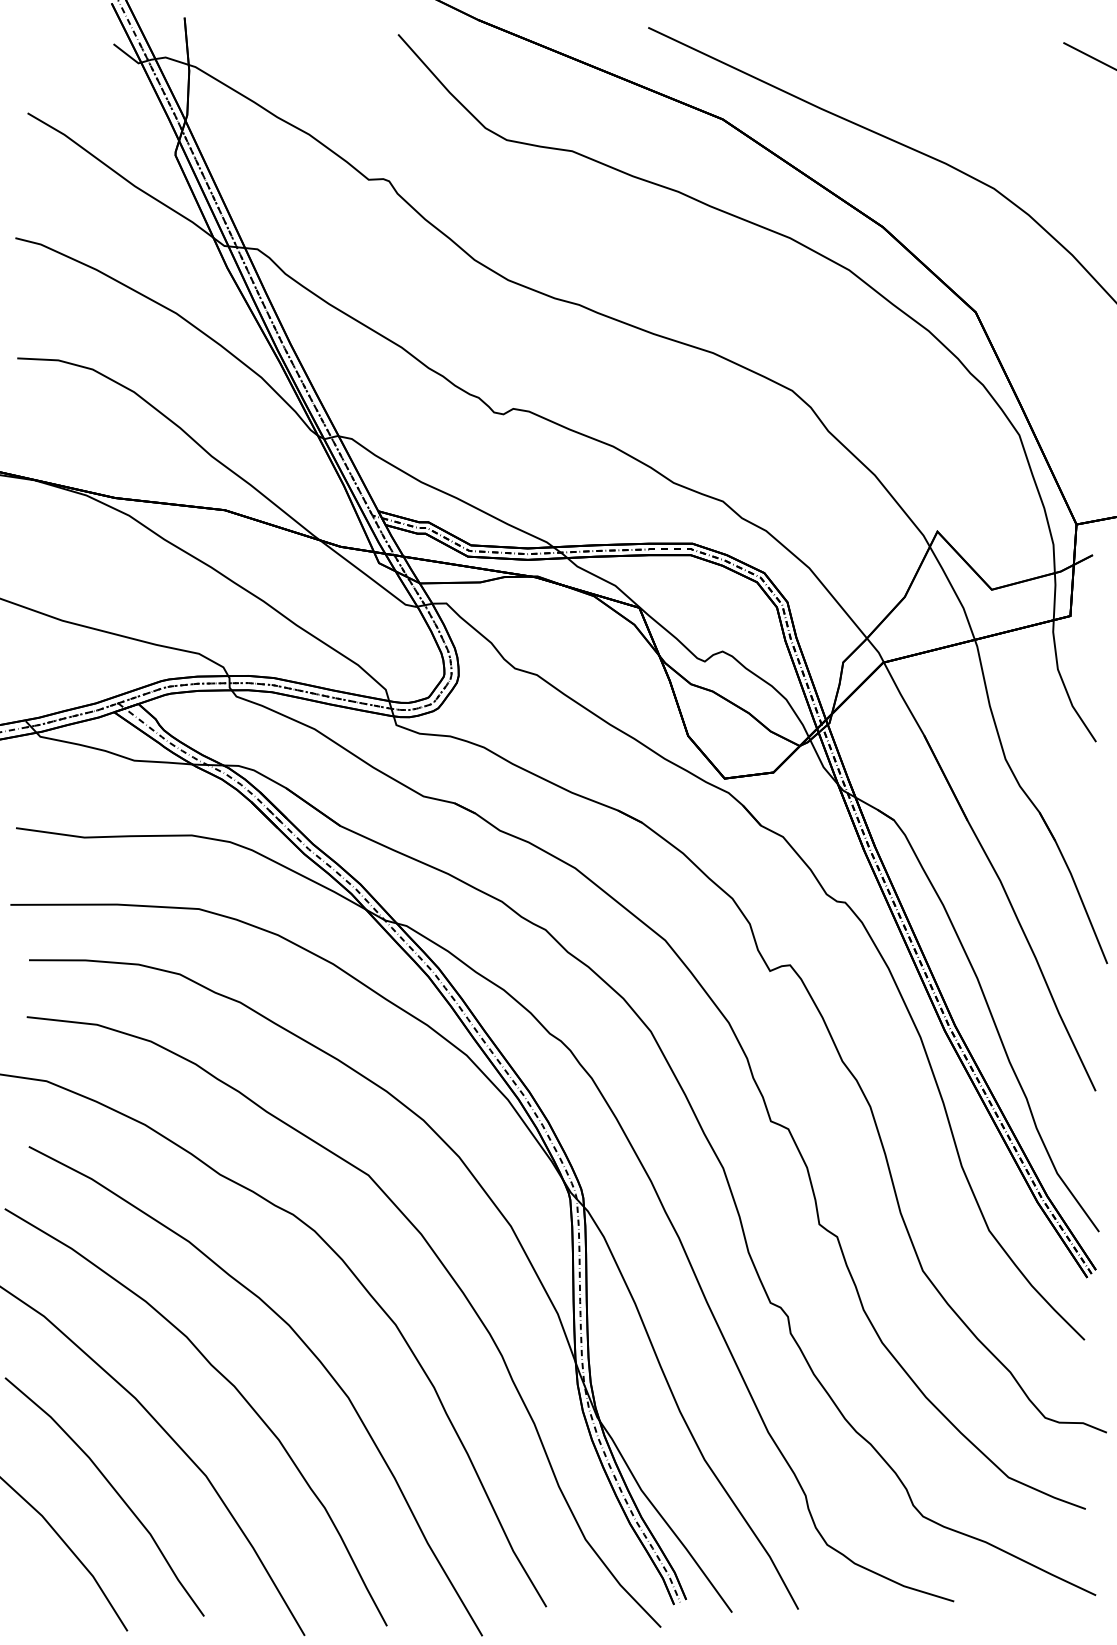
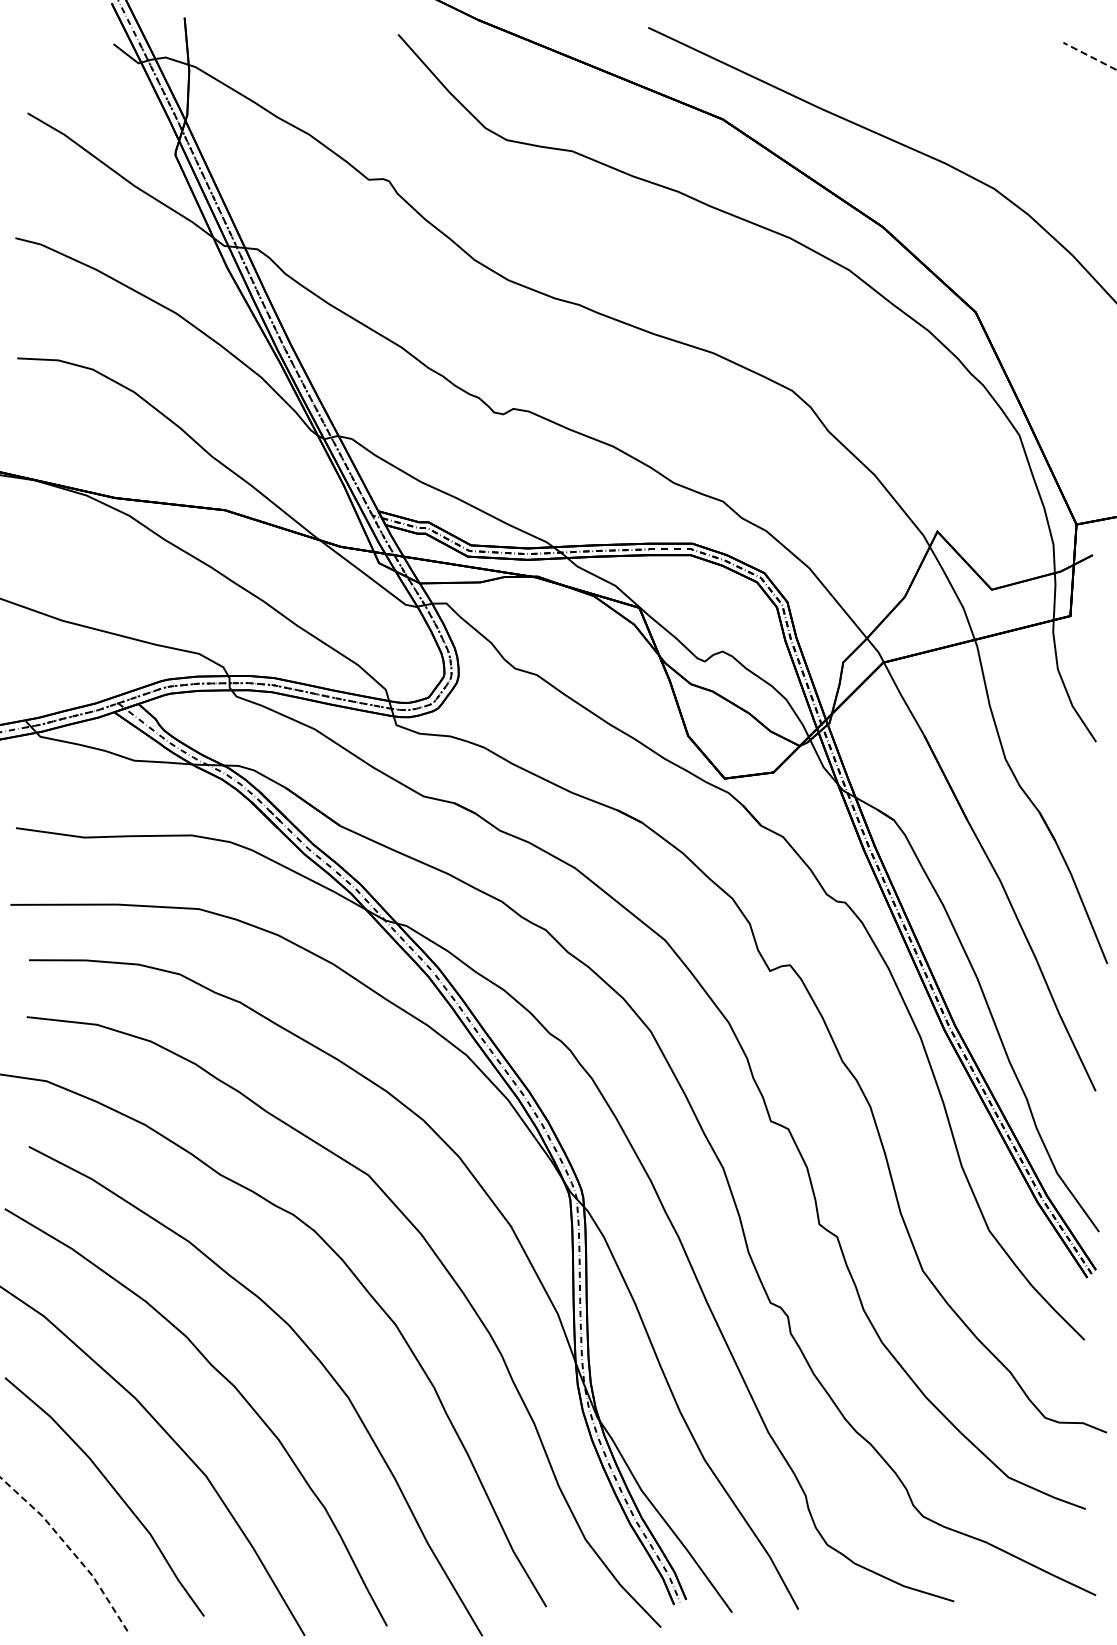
line: solid -> dashed (1089, 56)
line: solid -> dashed (69, 1548)
